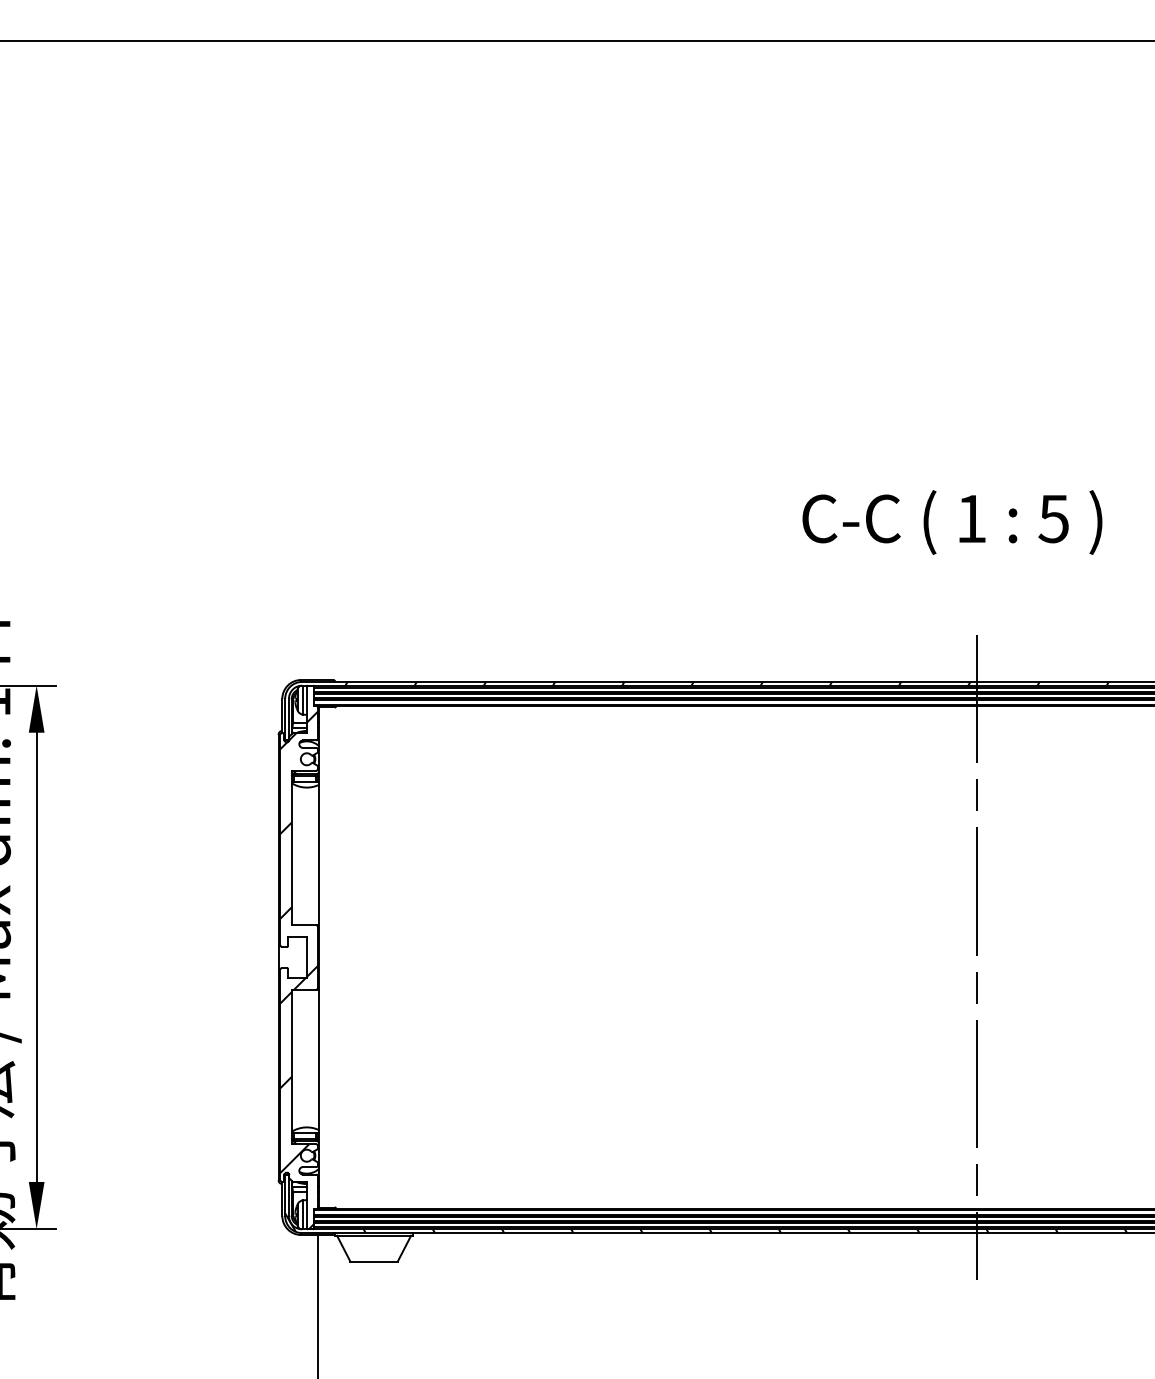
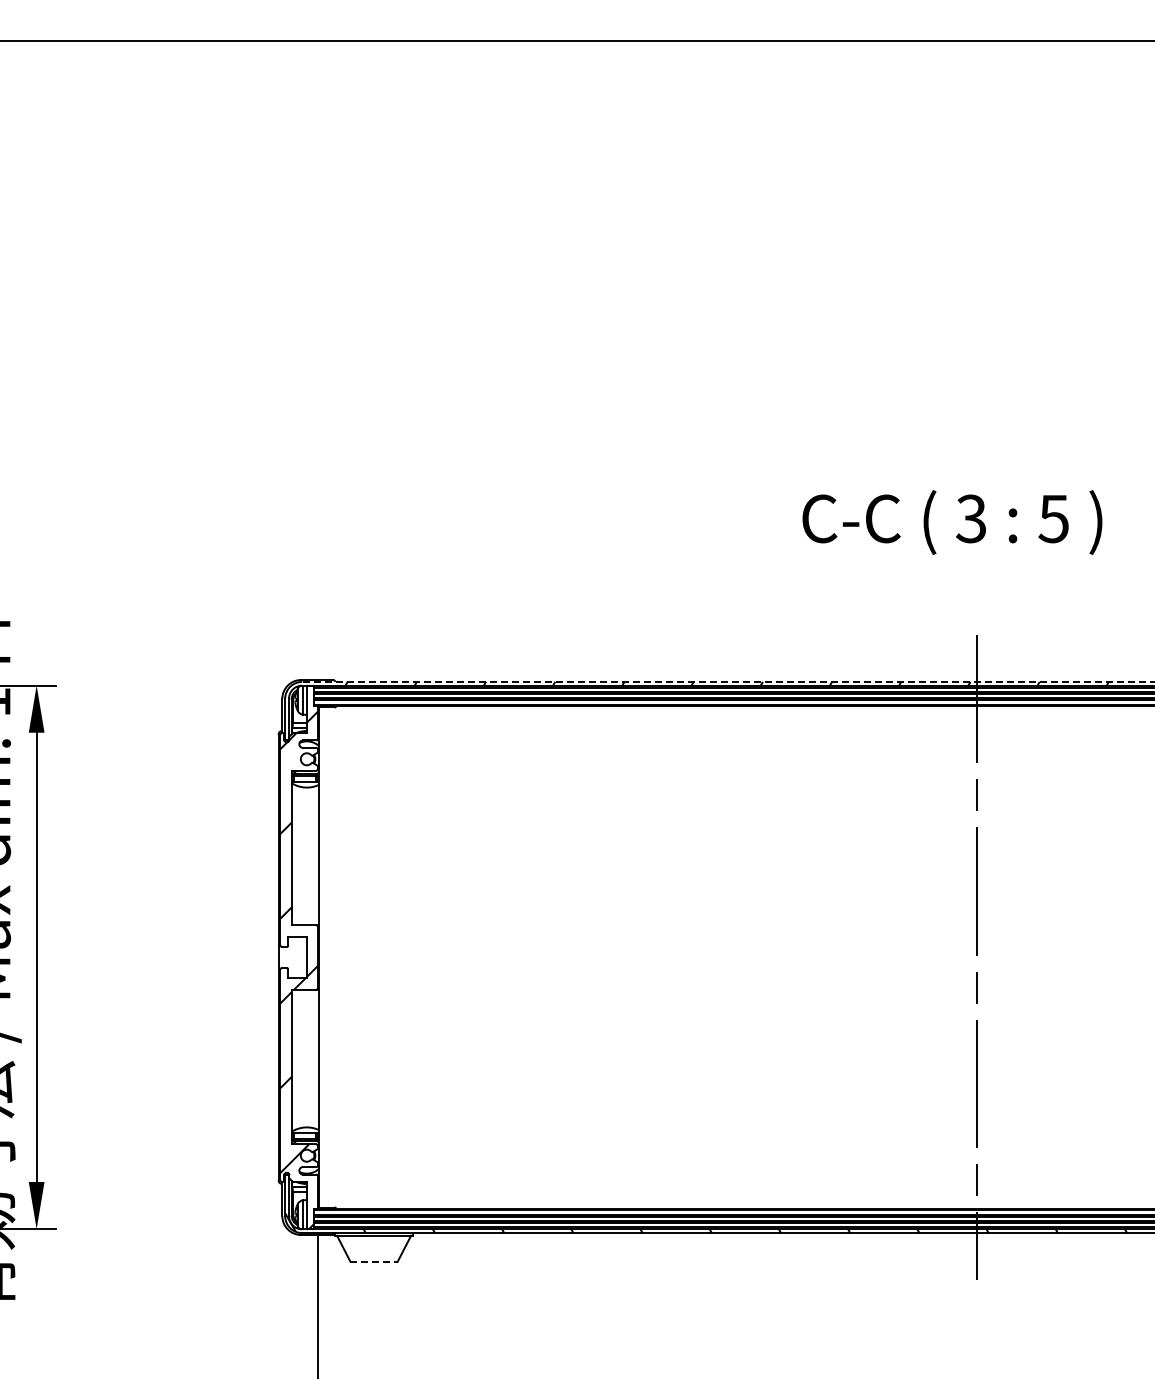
text: 1 -> 3 (970, 518)
line: solid -> dashed (728, 681)
line: solid -> dashed (374, 1261)
